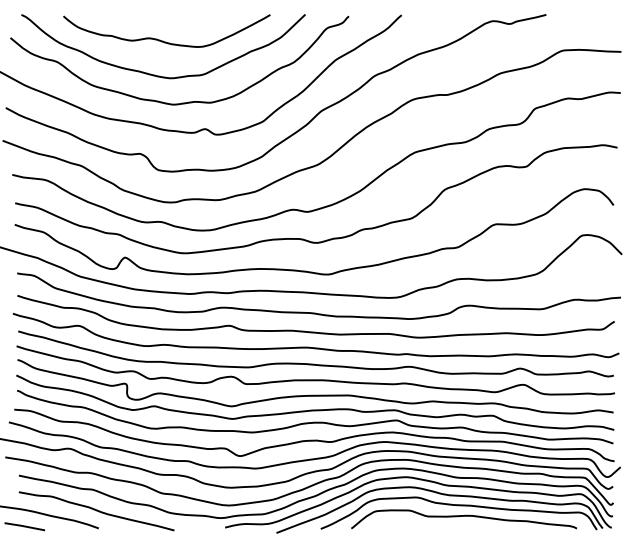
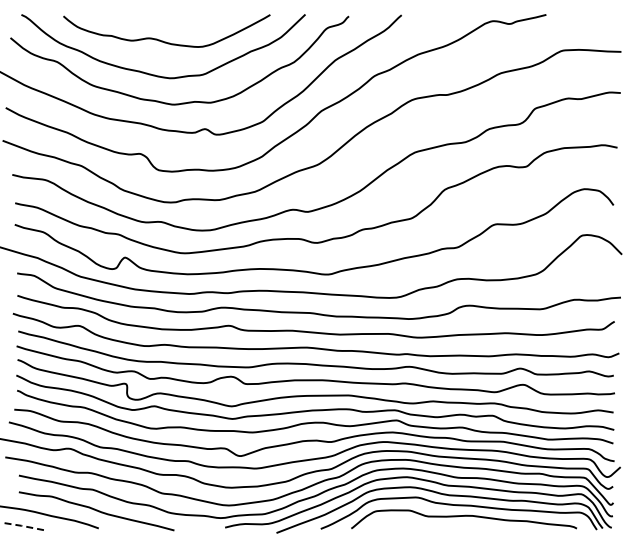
line: solid -> dashed (24, 526)
